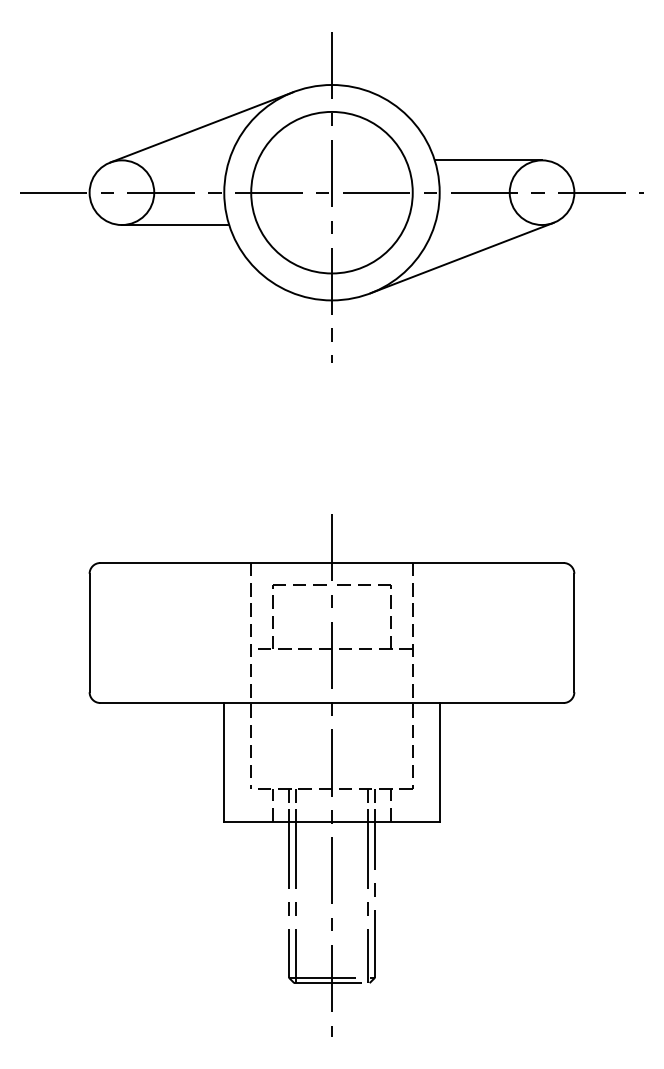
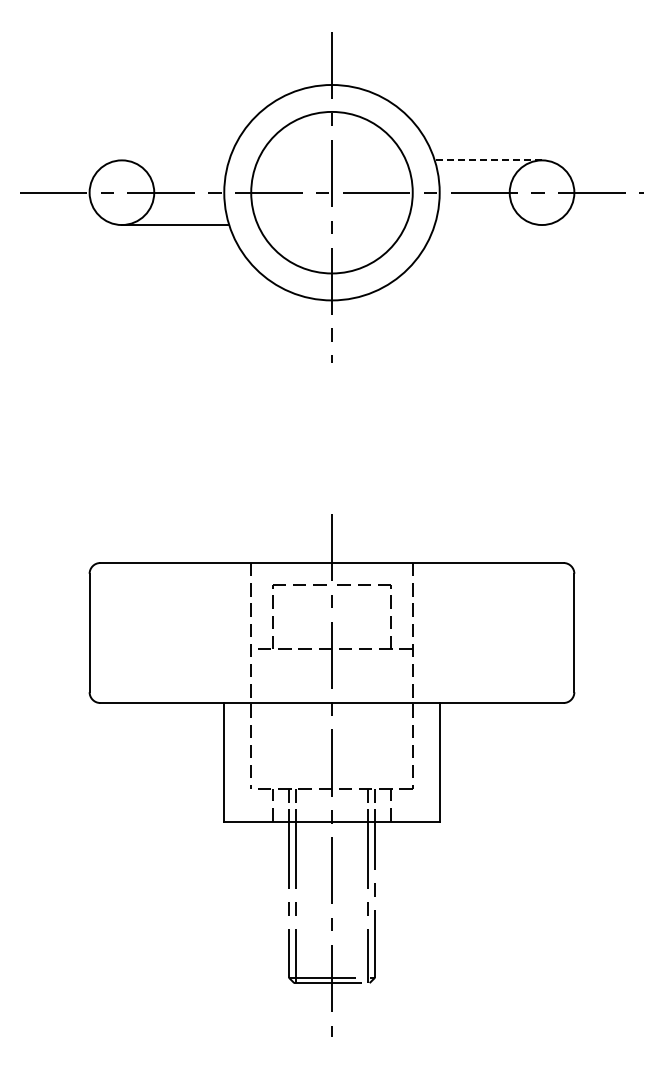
line: present -> none (201, 127)
line: solid -> dashed (488, 160)
line: present -> none (461, 257)
